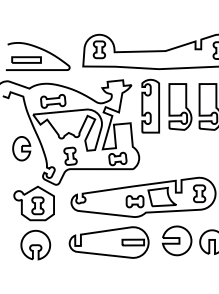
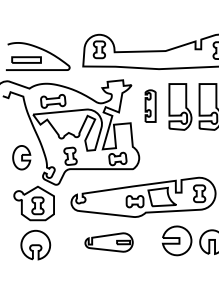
part size: 19x56 px -> 13x34 px (150, 105)
part position: (21, 148) -> (21, 157) (21, 157)
part size: 82x33 px -> 50x21 px (108, 242)
